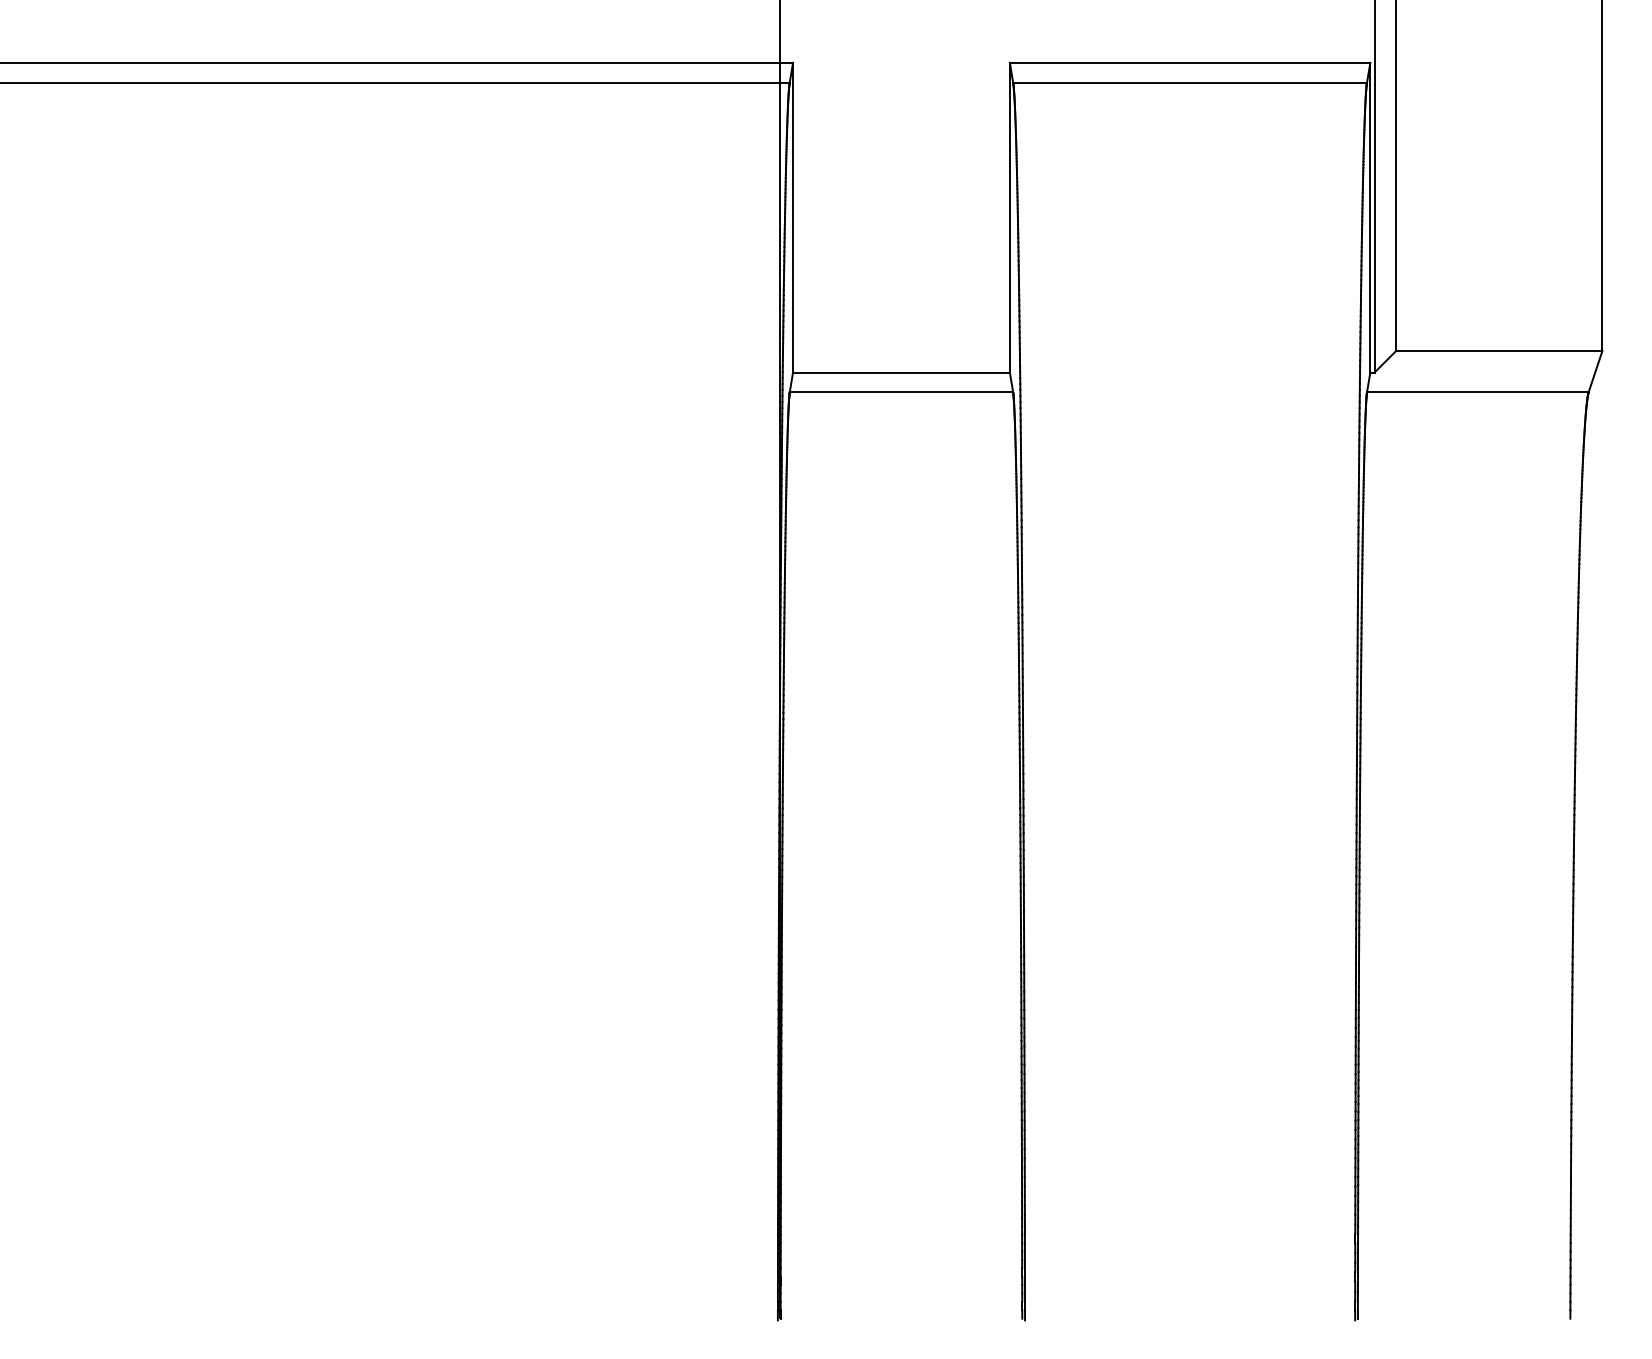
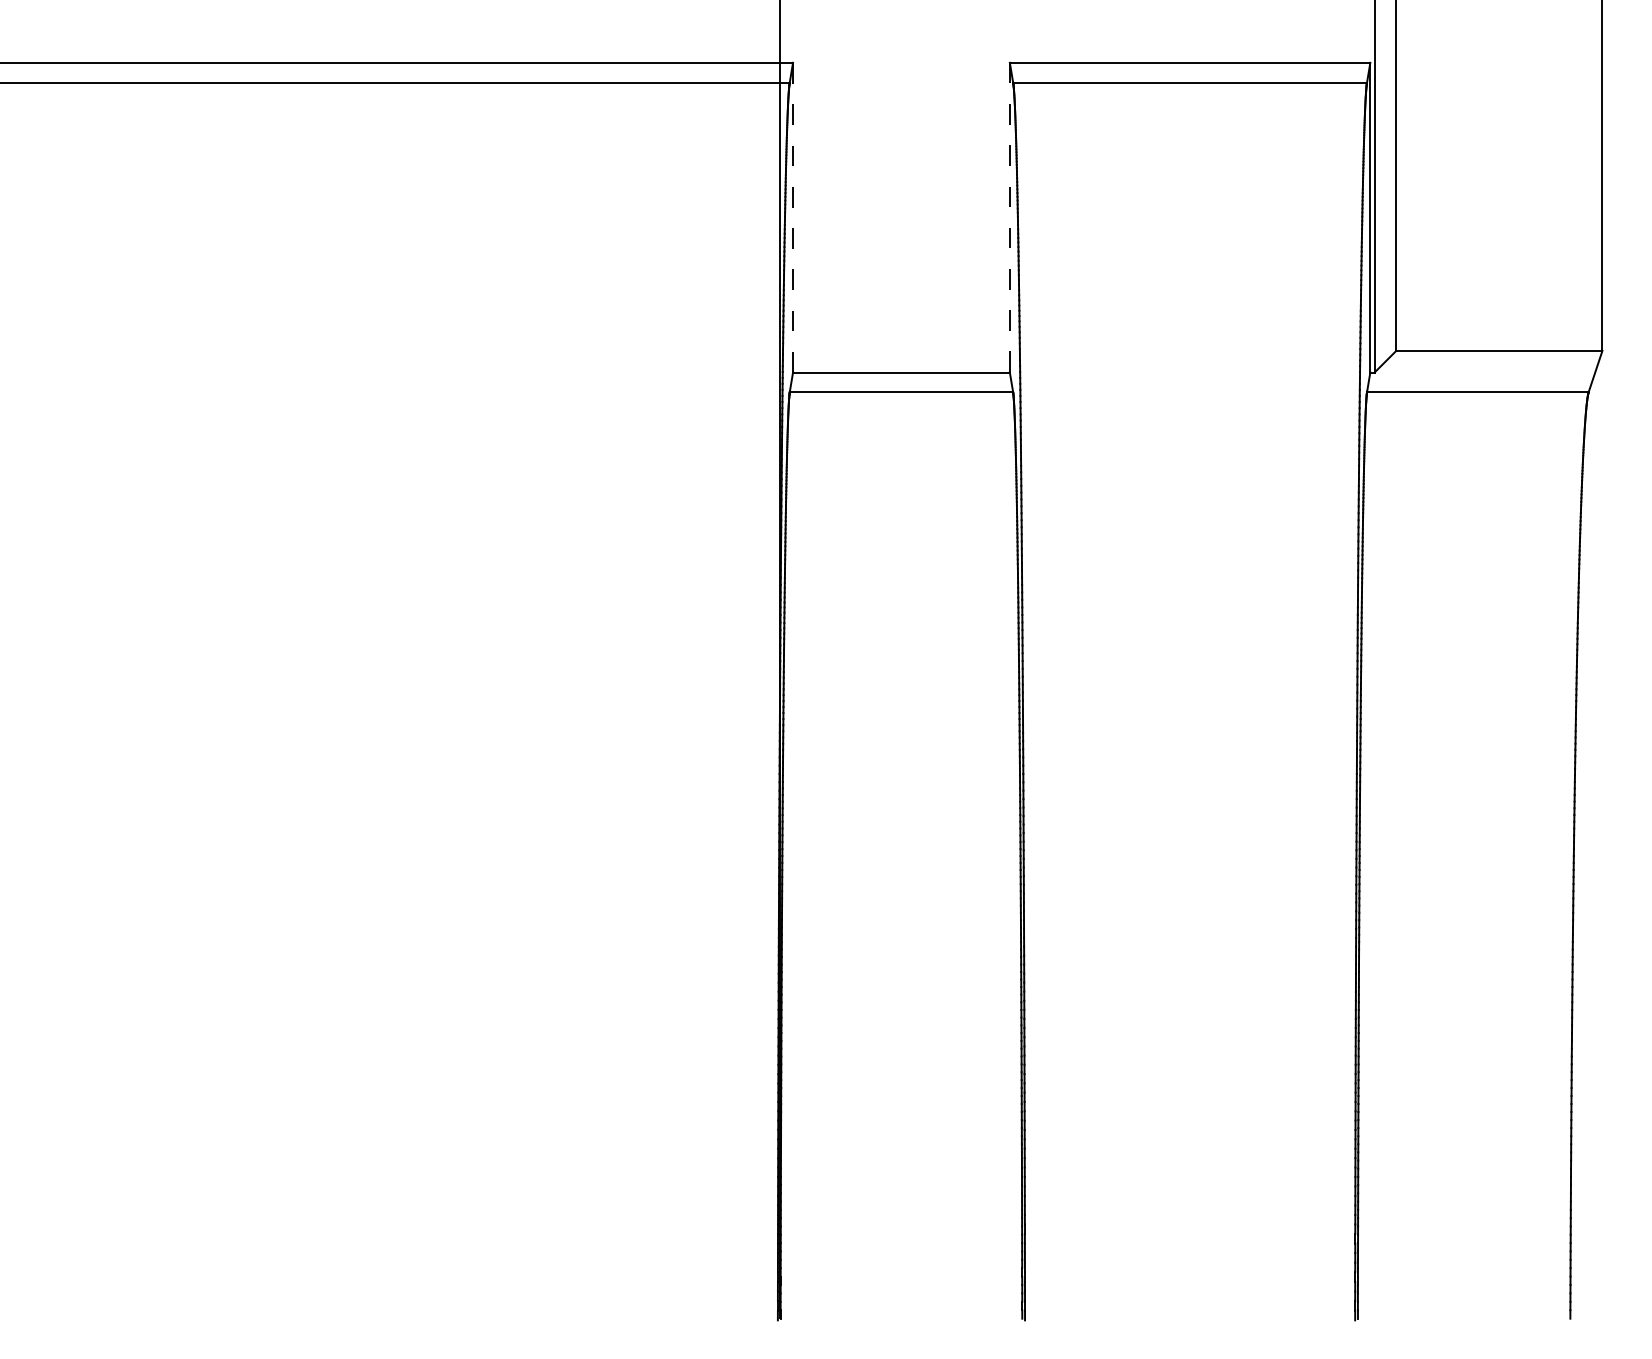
line: solid -> dashed (793, 217)
line: solid -> dashed (1009, 217)
